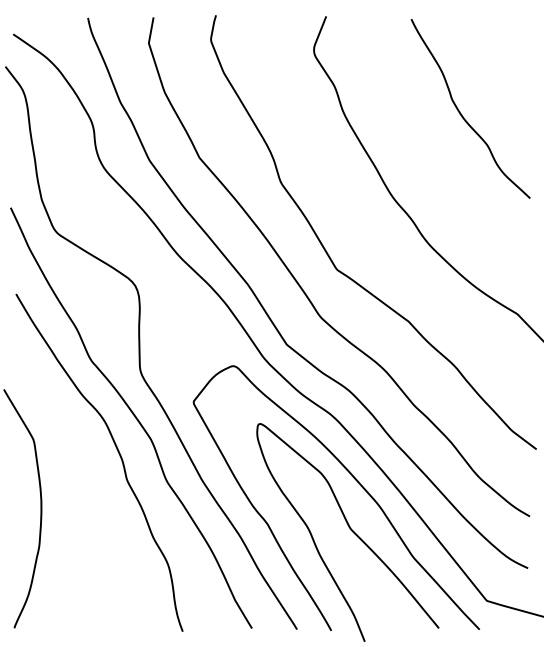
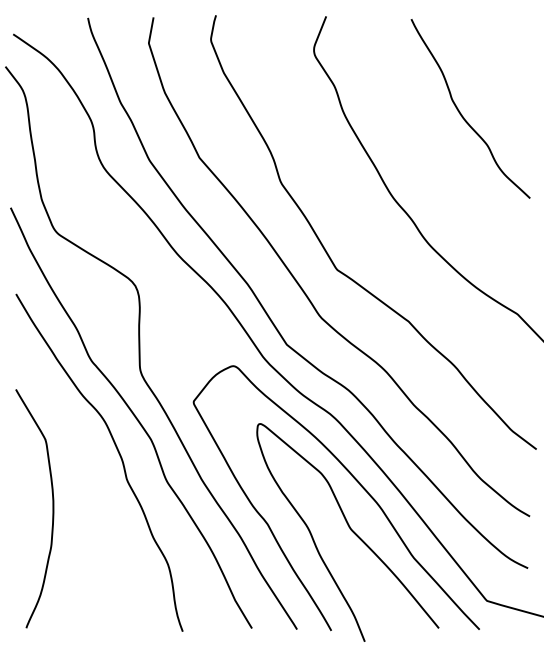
curve position: (40, 508) -> (52, 508) (52, 508)
